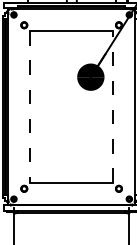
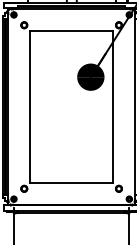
line: dashed -> solid (30, 107)
line: dashed -> solid (112, 107)
